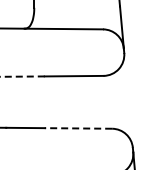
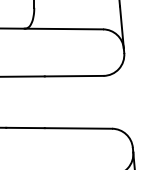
line: dashed -> solid (22, 76)
line: dashed -> solid (78, 128)
